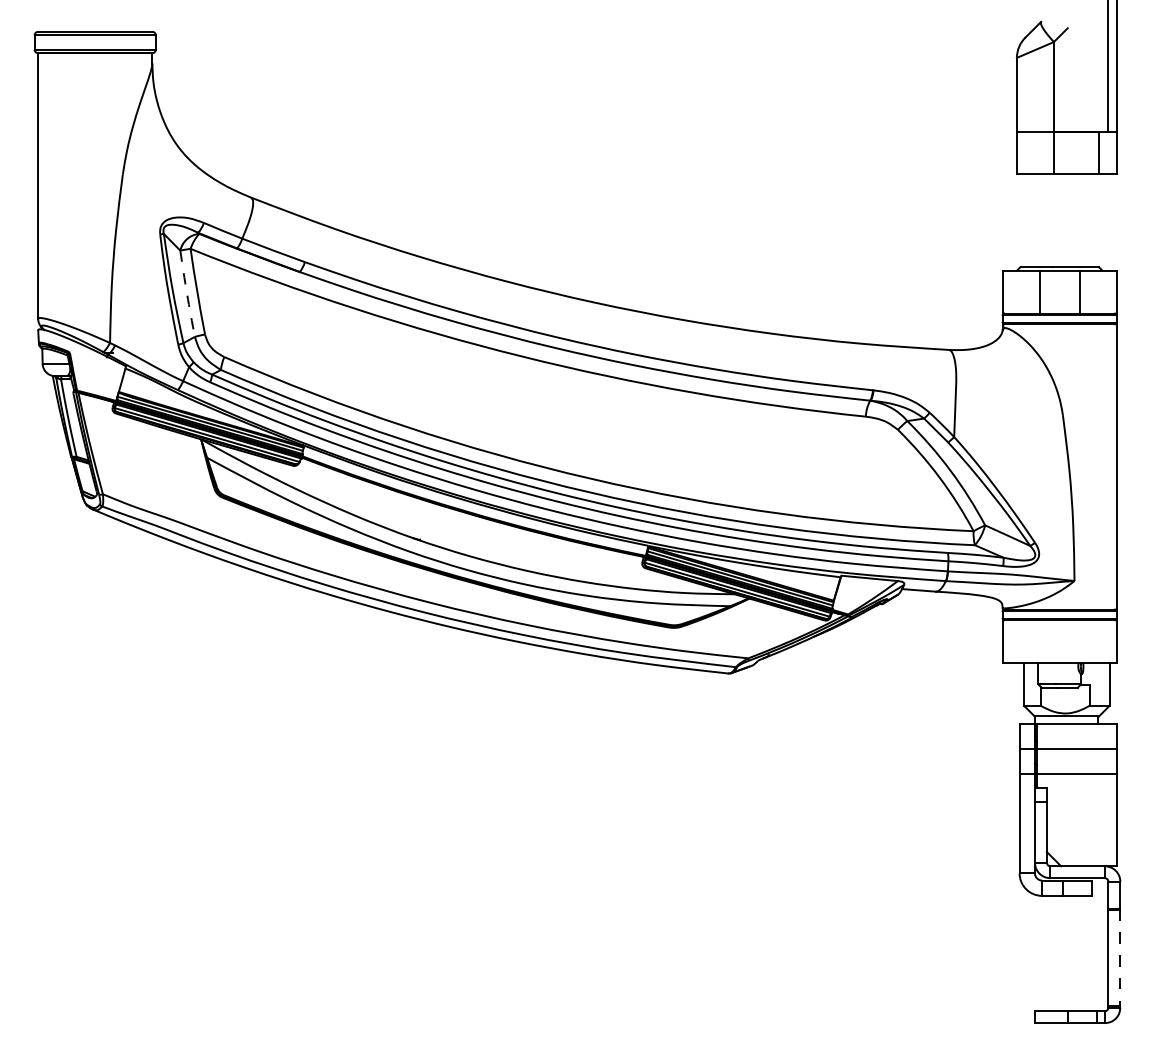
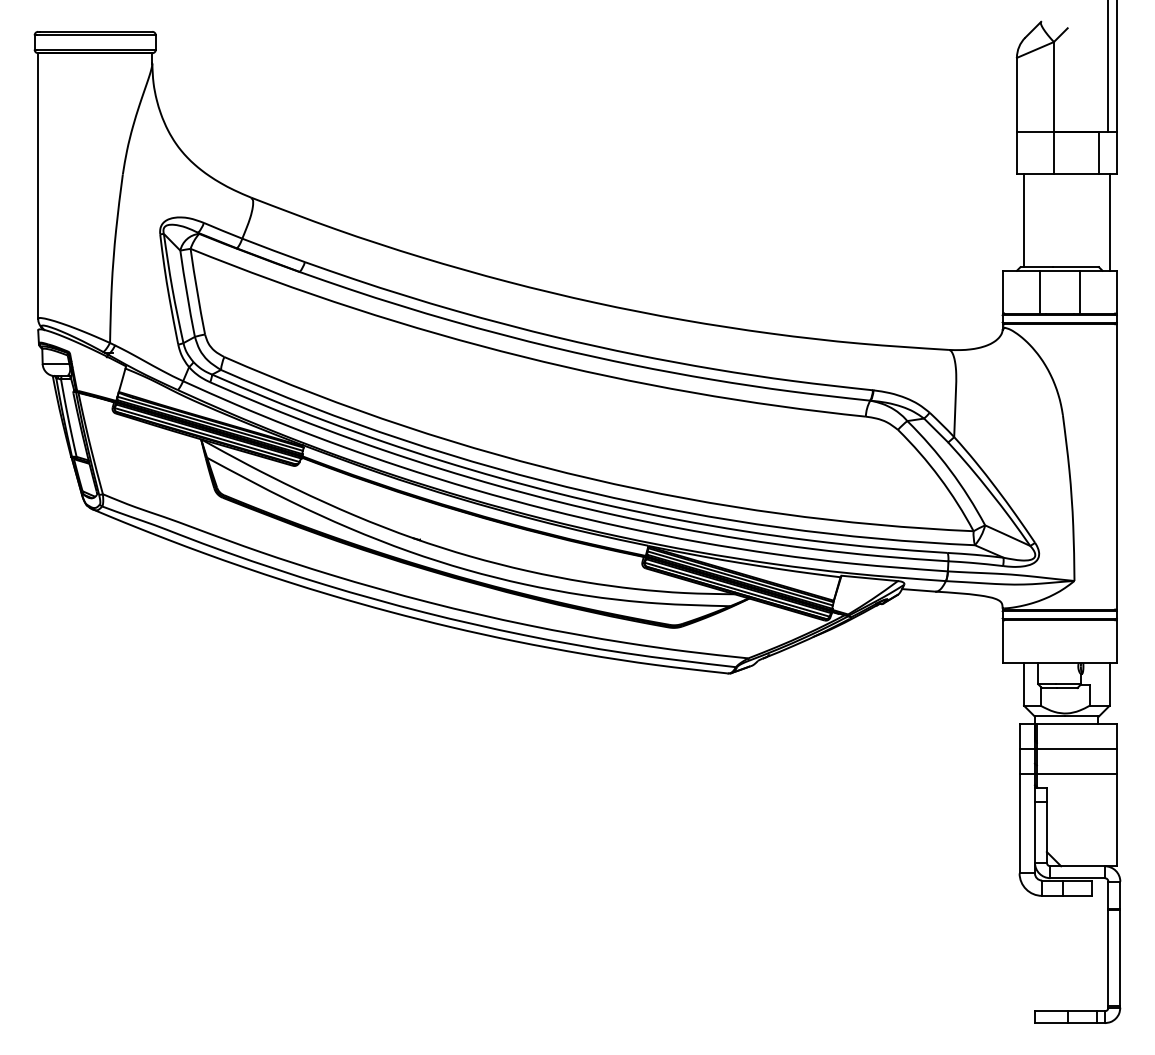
line: none -> present (1024, 220)
line: none -> present (1109, 222)
arc: dashed -> solid (187, 293)
line: dashed -> solid (1120, 958)
